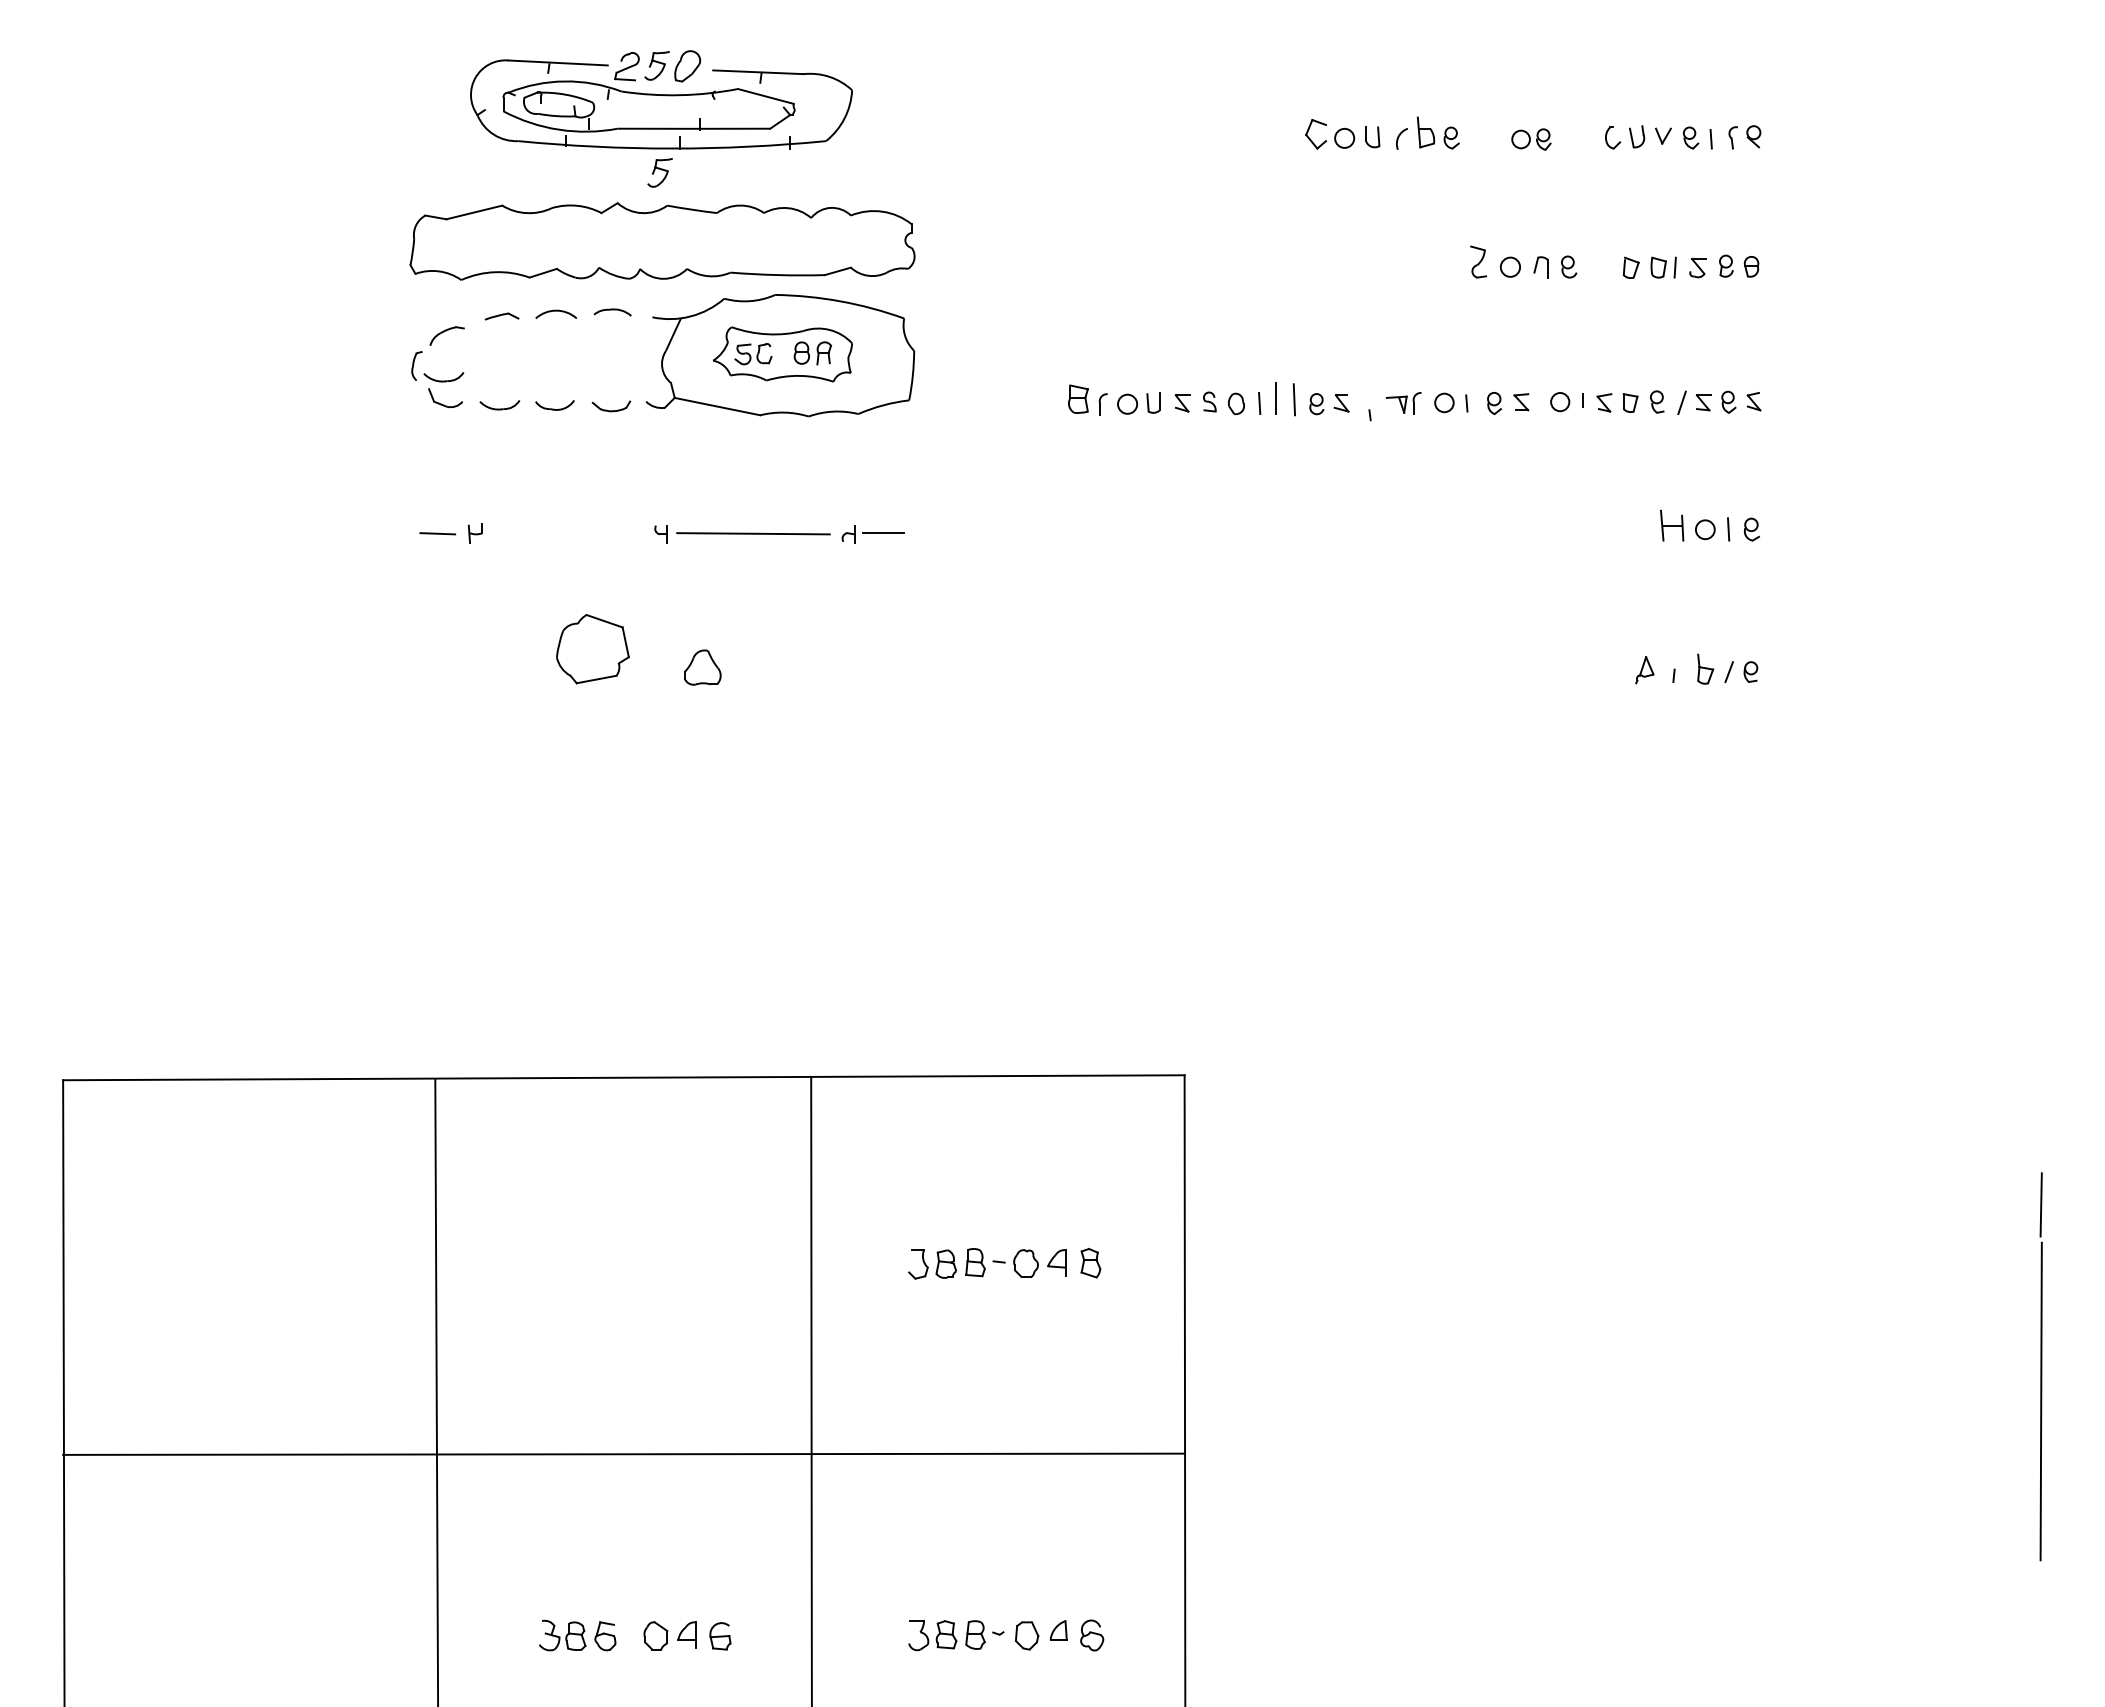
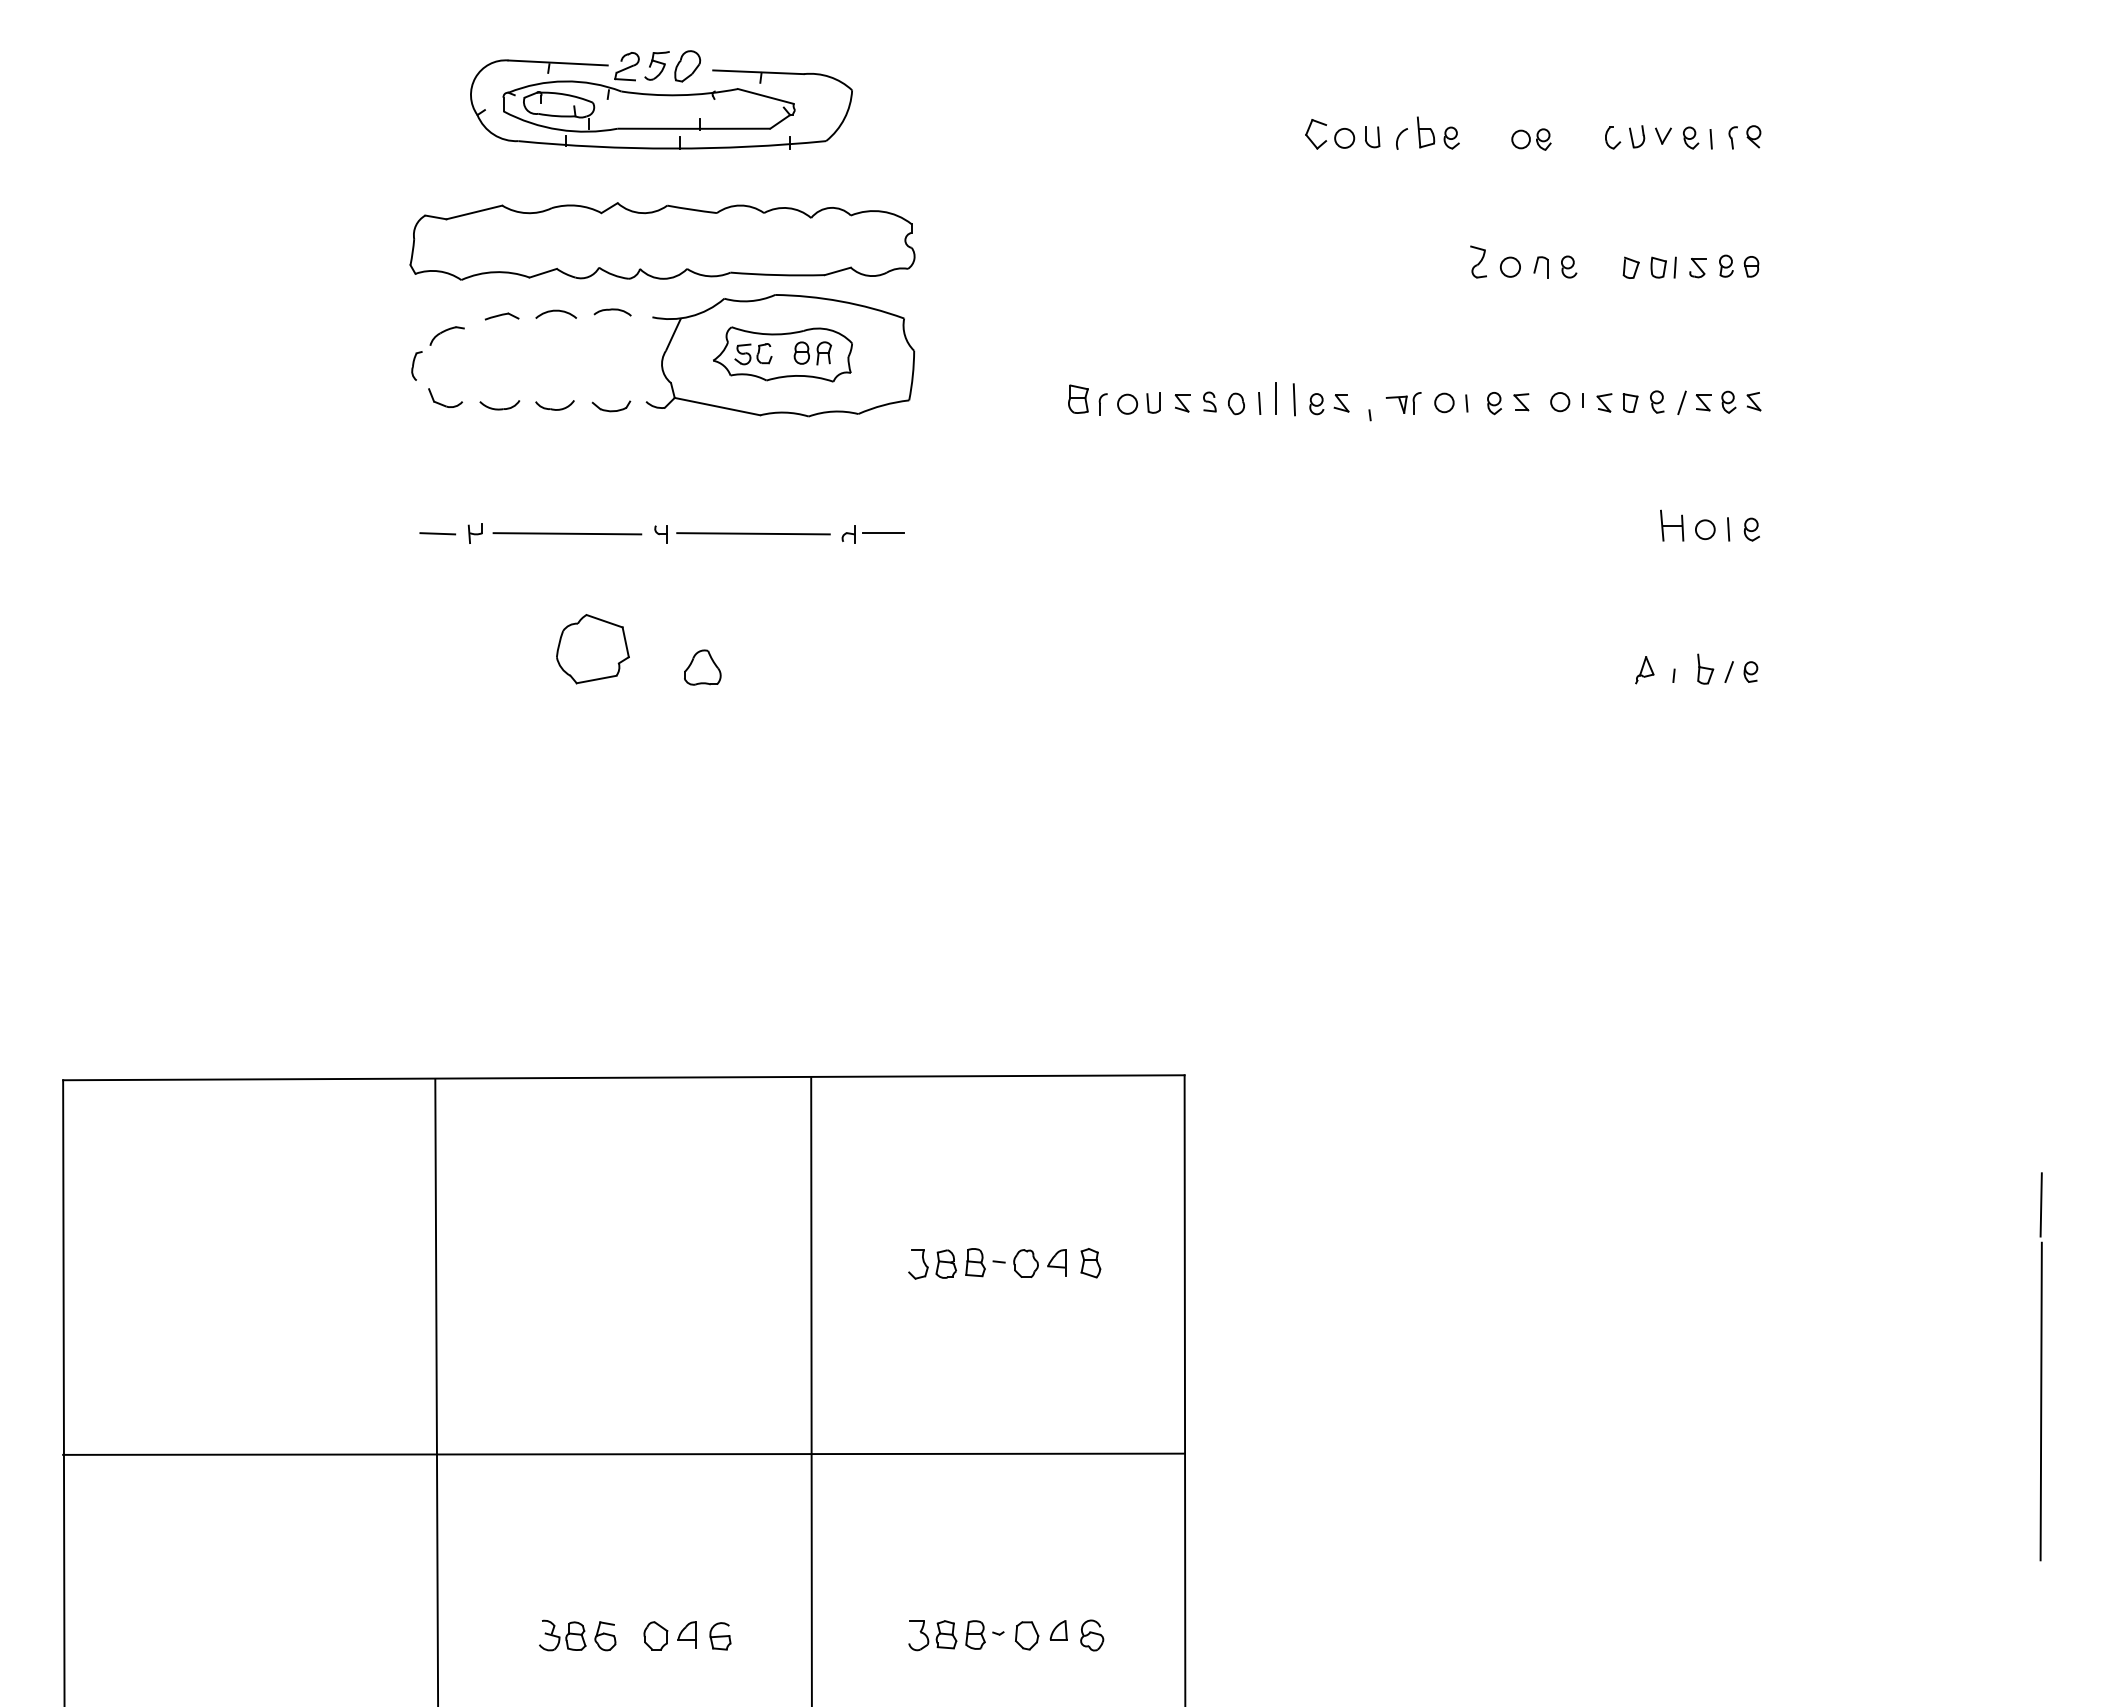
part: present -> none (659, 172)
part: present -> none (443, 377)
line: none -> present (567, 533)
